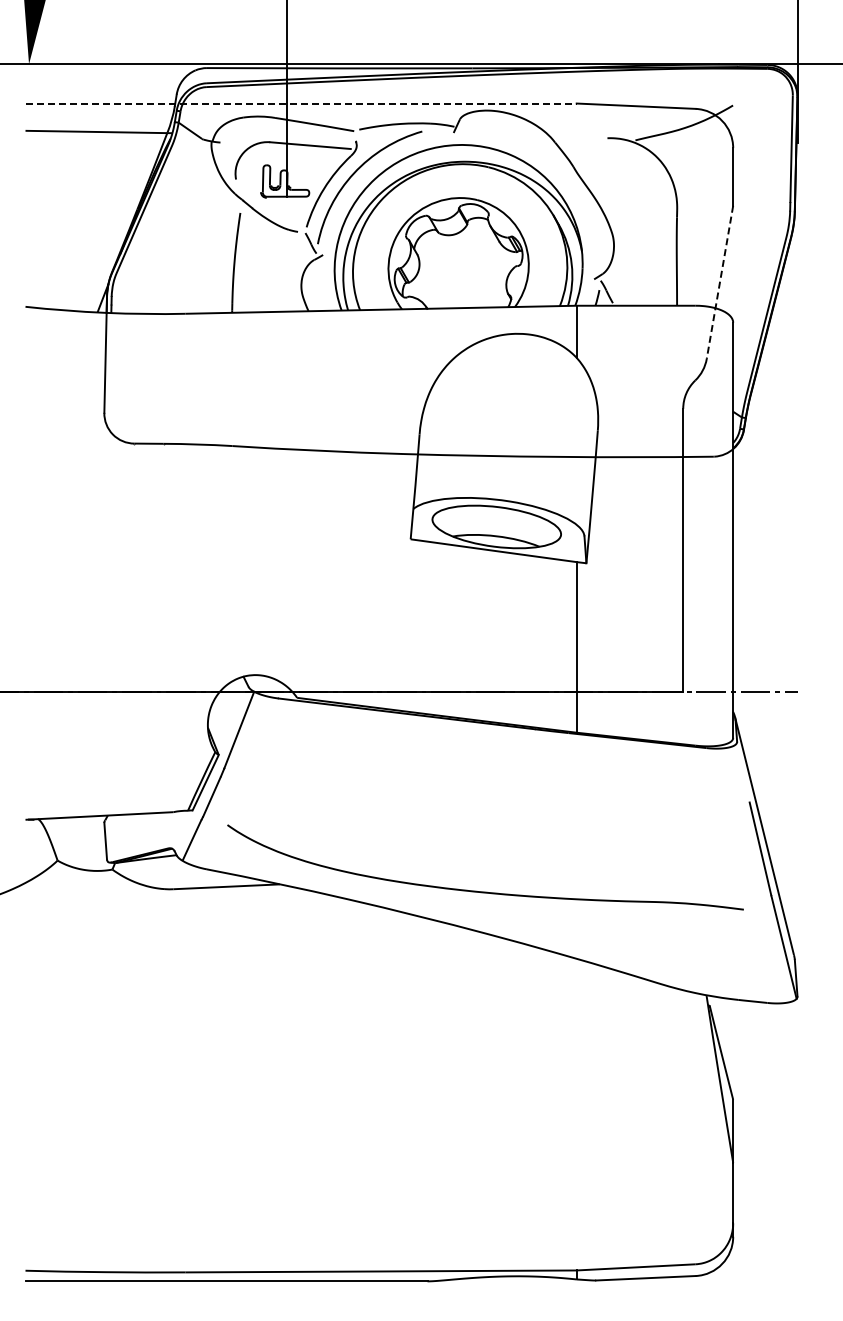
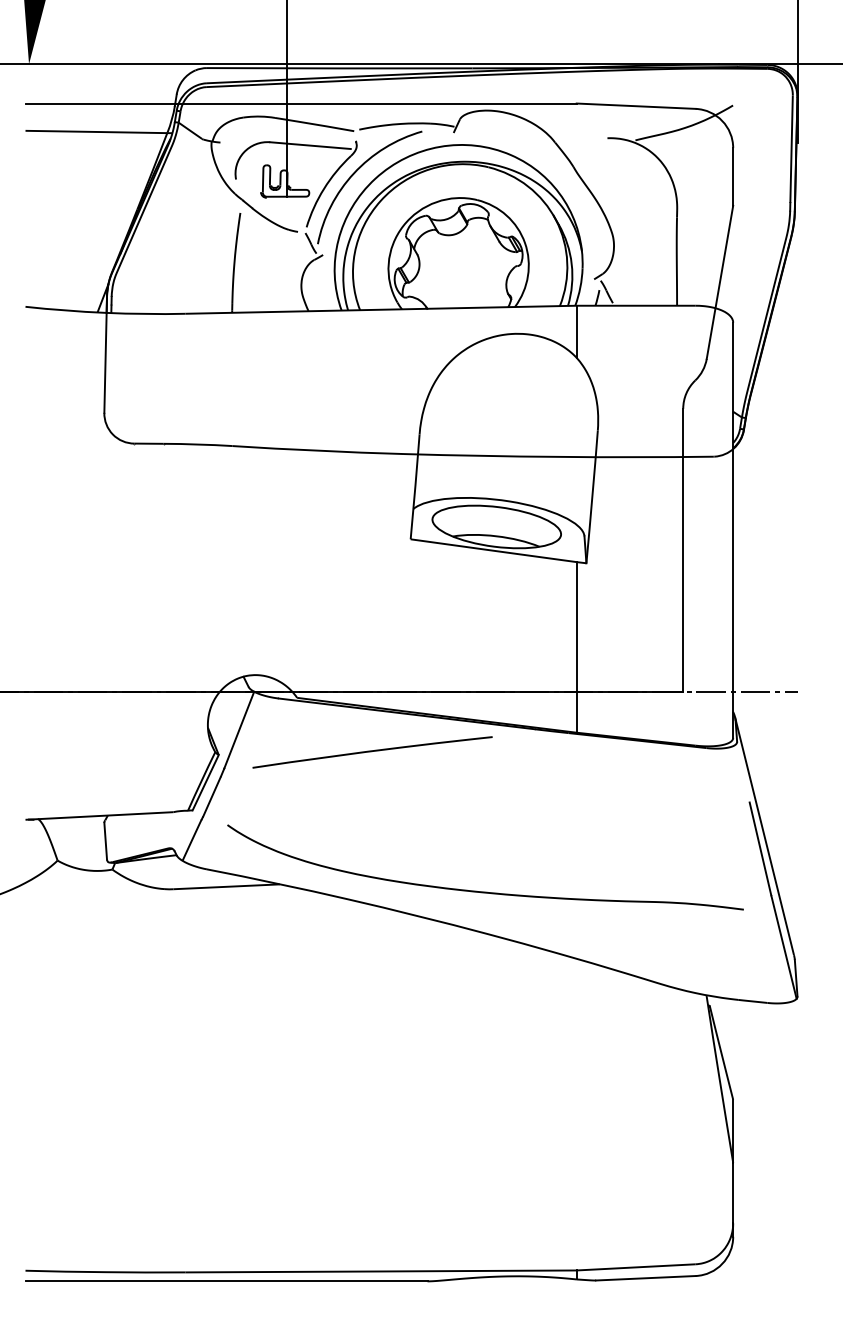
line: dashed -> solid (301, 103)
line: dashed -> solid (719, 282)
curve: none -> present (372, 751)
